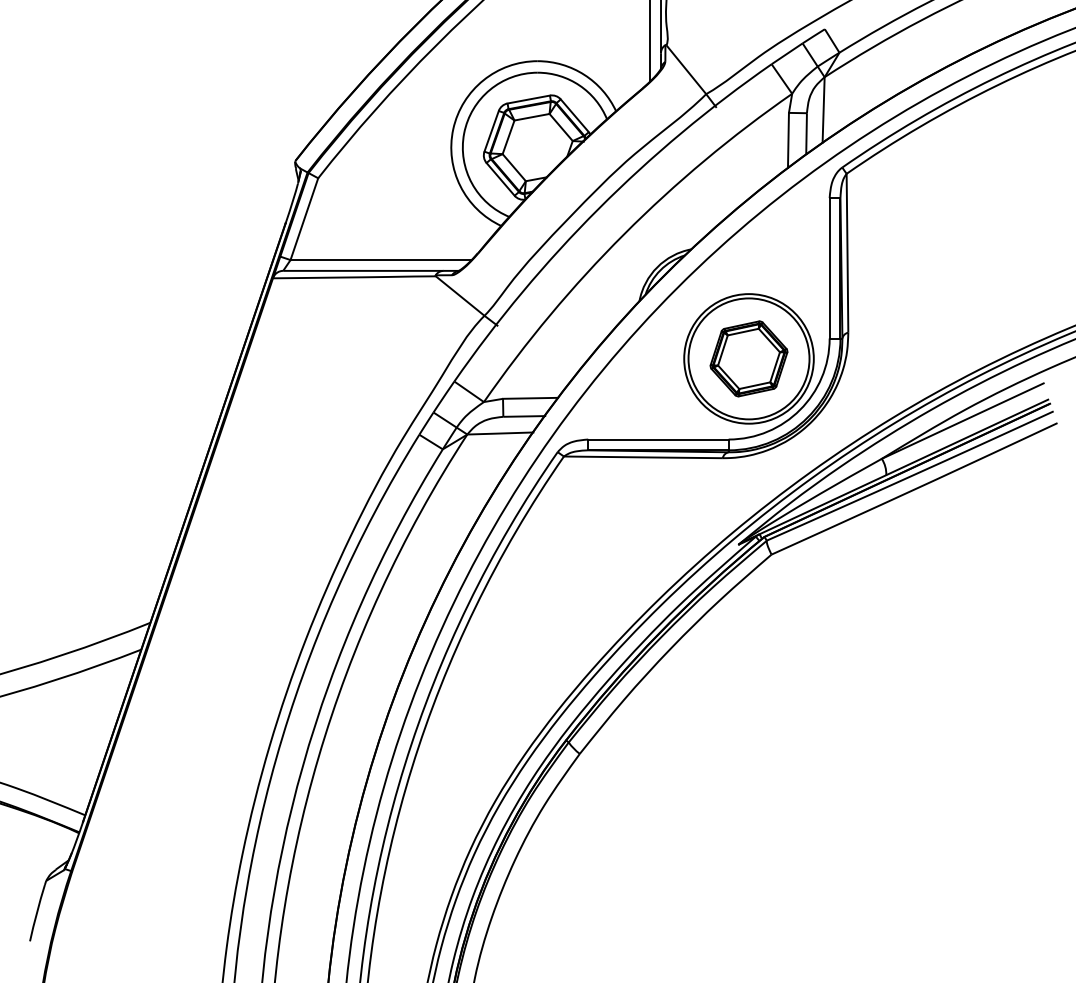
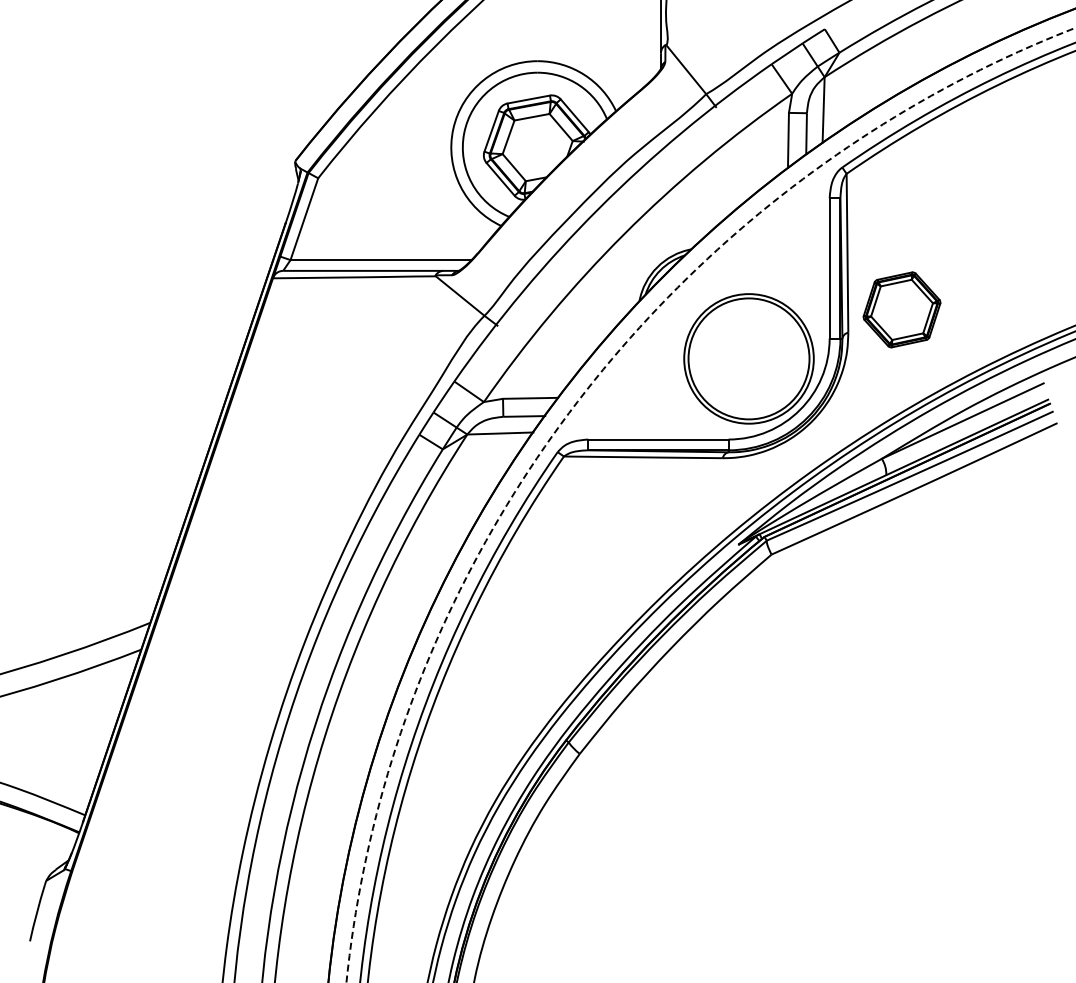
line: present -> none (650, 41)
part position: (748, 358) -> (901, 309) (901, 309)
circle: solid -> dashed (710, 505)
